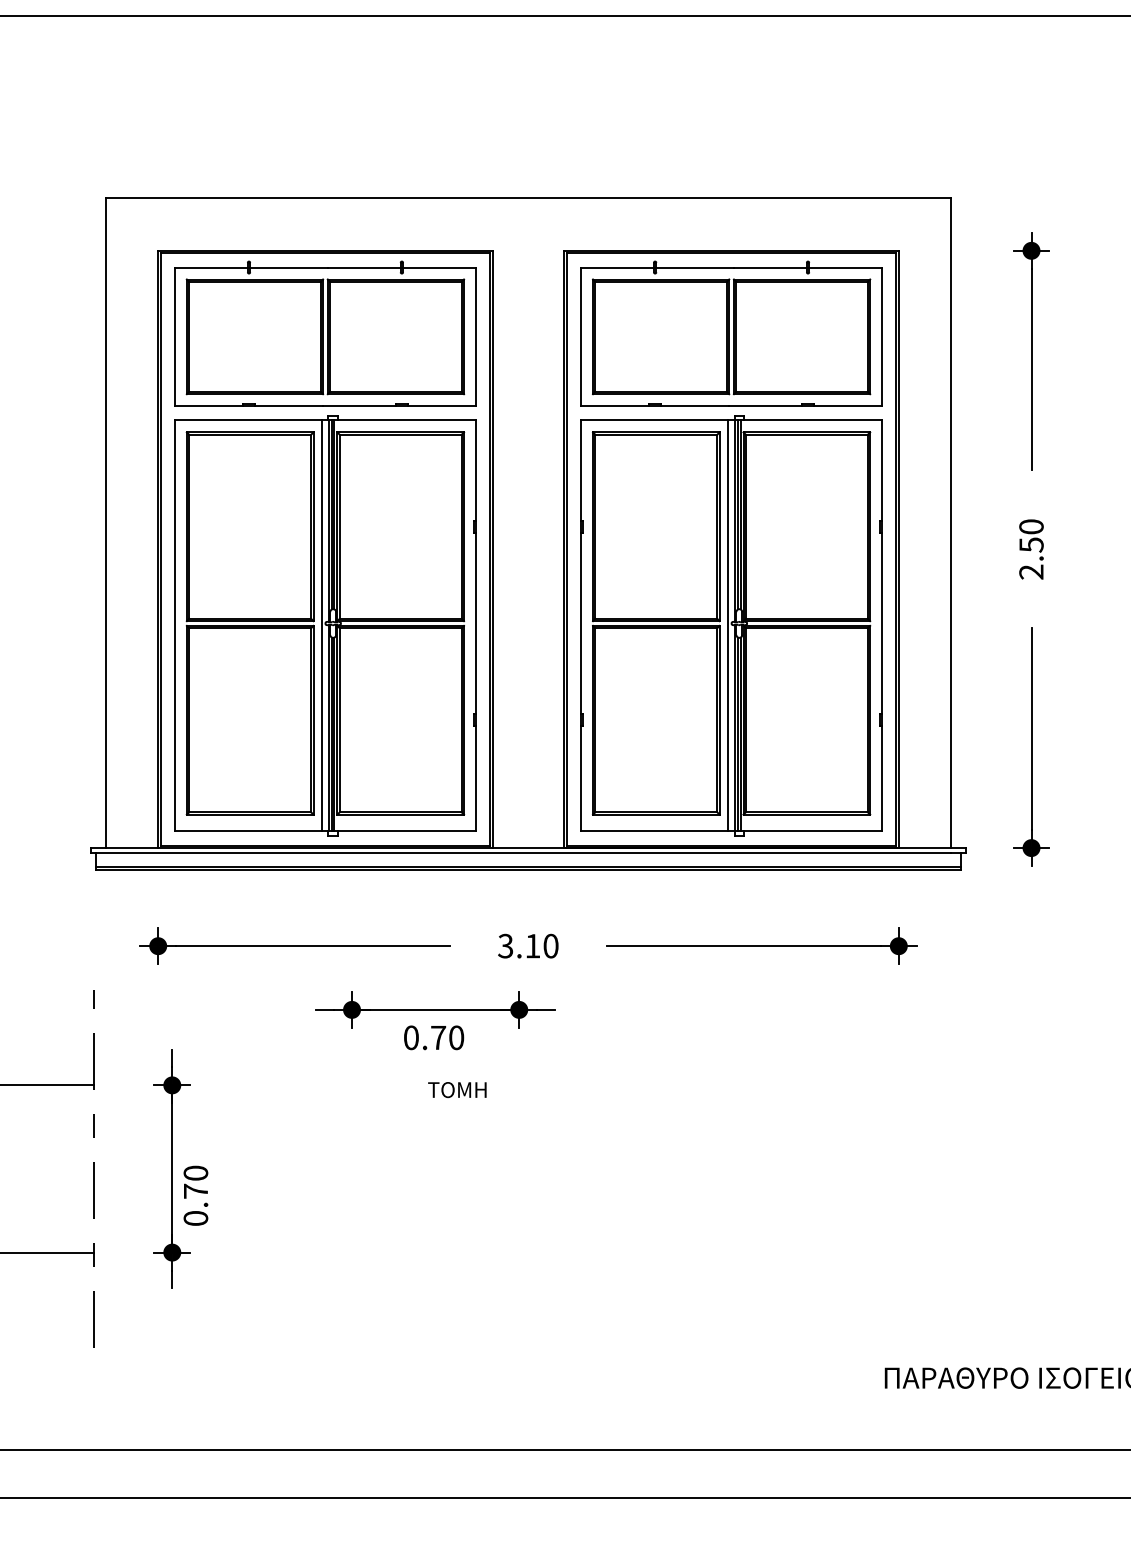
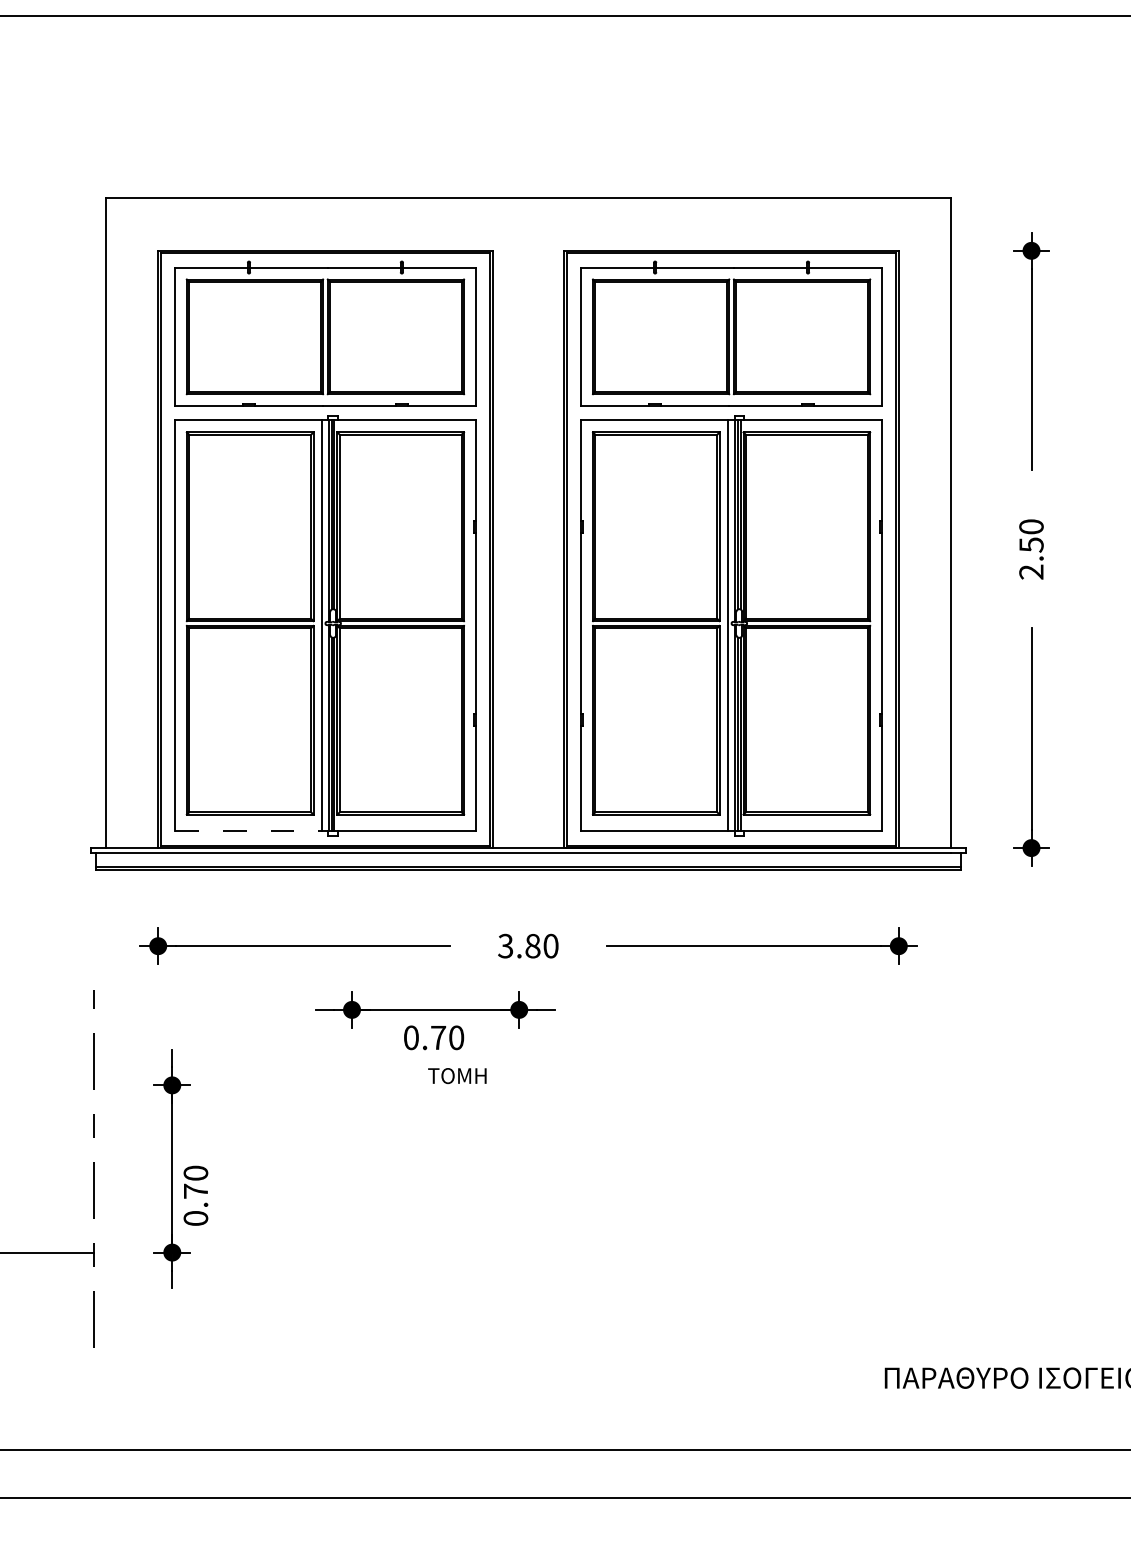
line: solid -> dashed (253, 831)
text: 3.10 -> 3.80 (532, 946)
line: present -> none (47, 1085)
text position: (457, 1090) -> (457, 1076) (457, 1076)
